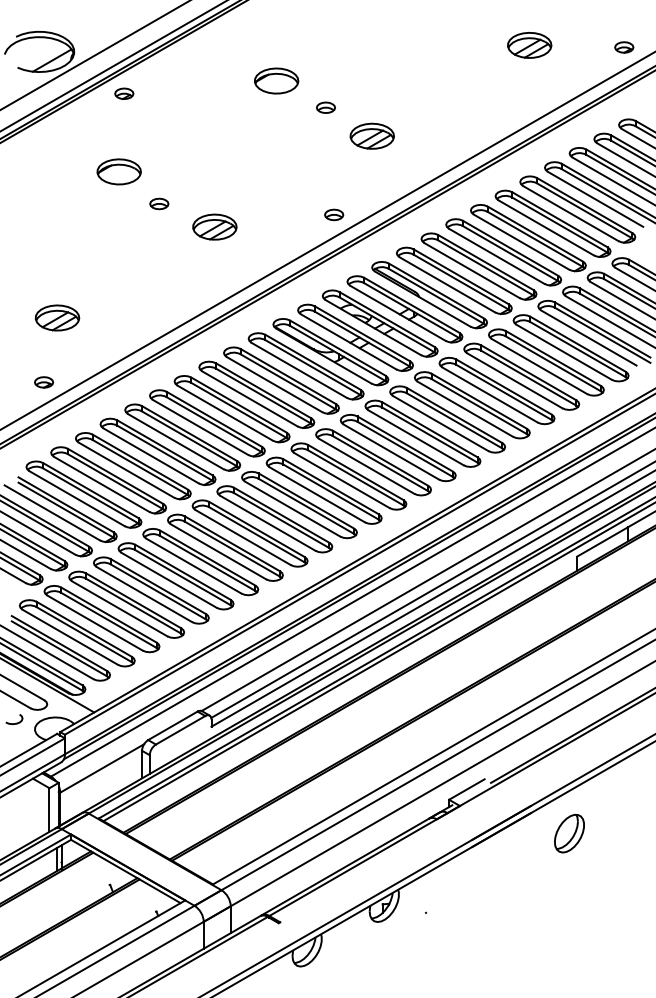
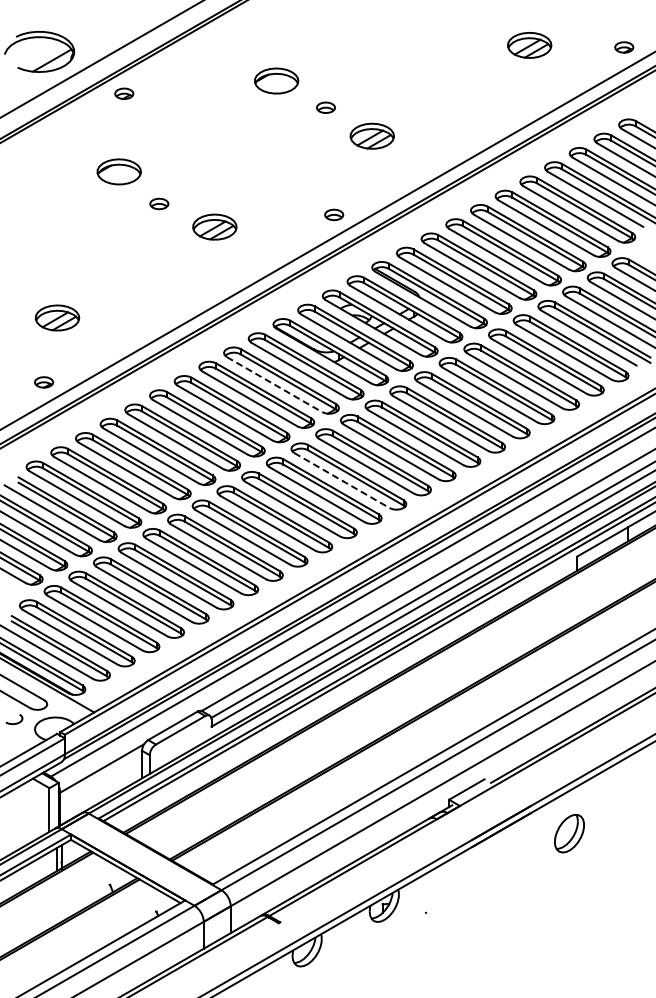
line position: (94, 55) -> (101, 59) (101, 59)
line: present -> none (113, 66)
line: solid -> dashed (274, 384)
line: solid -> dashed (342, 480)
